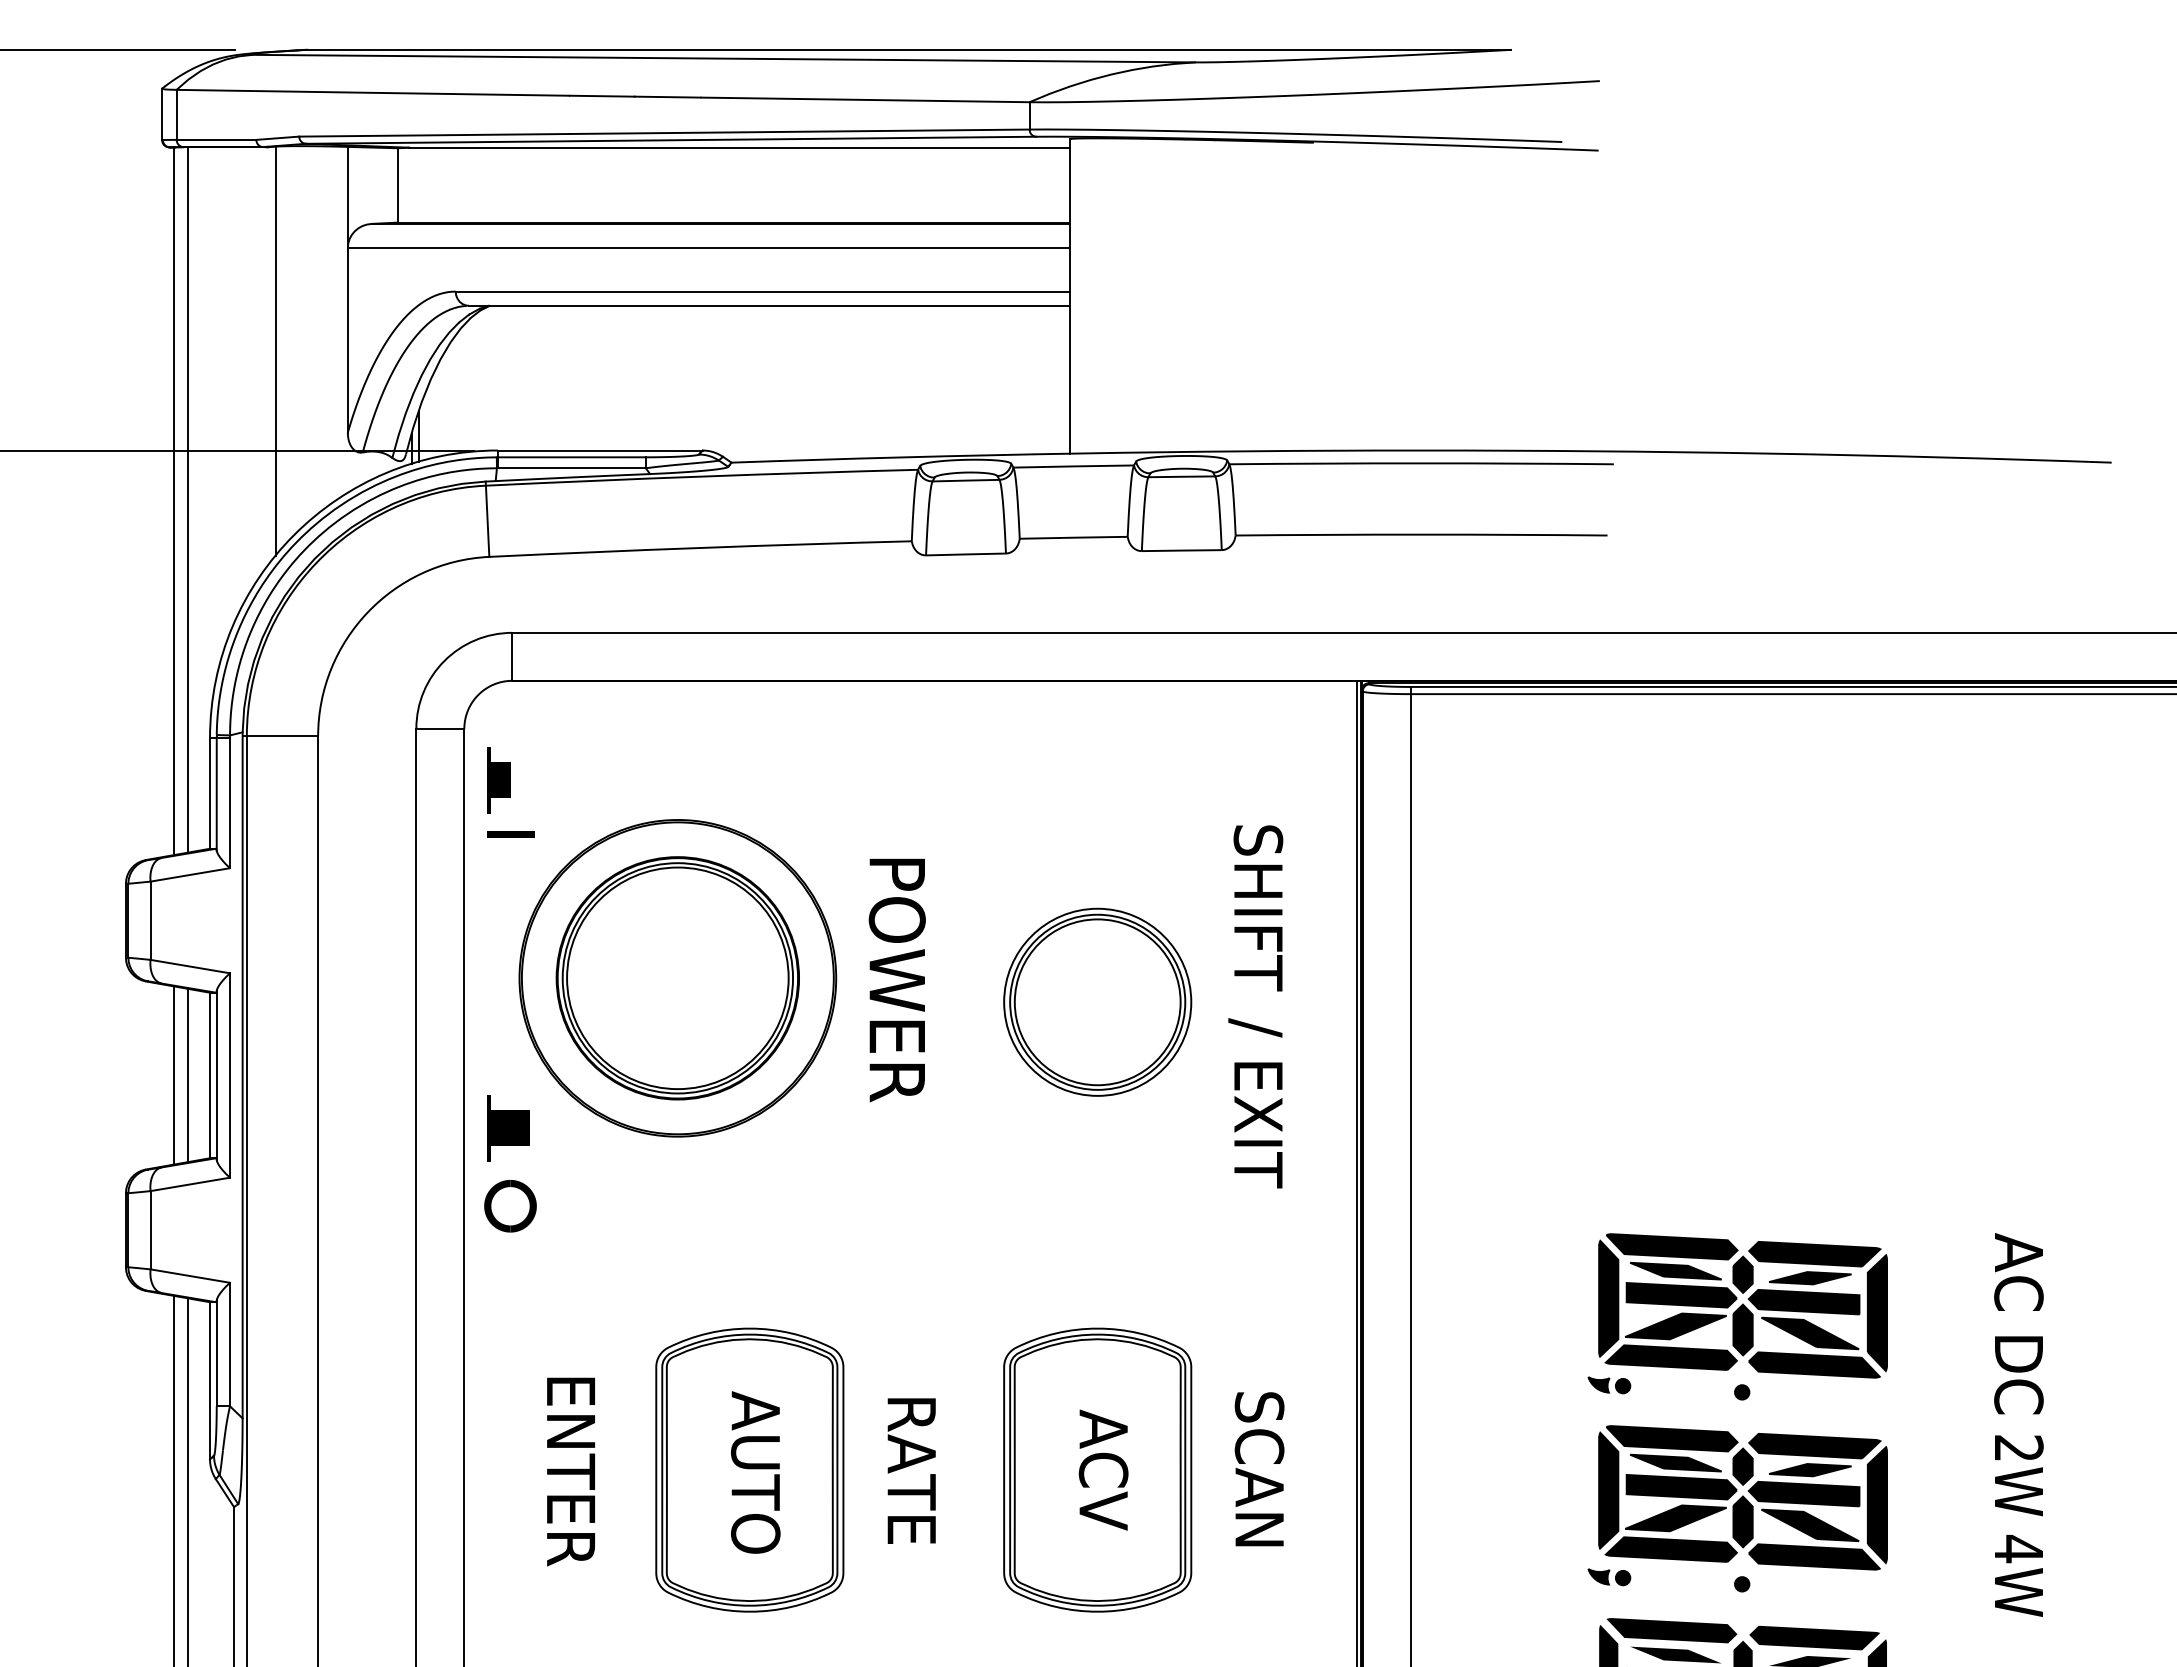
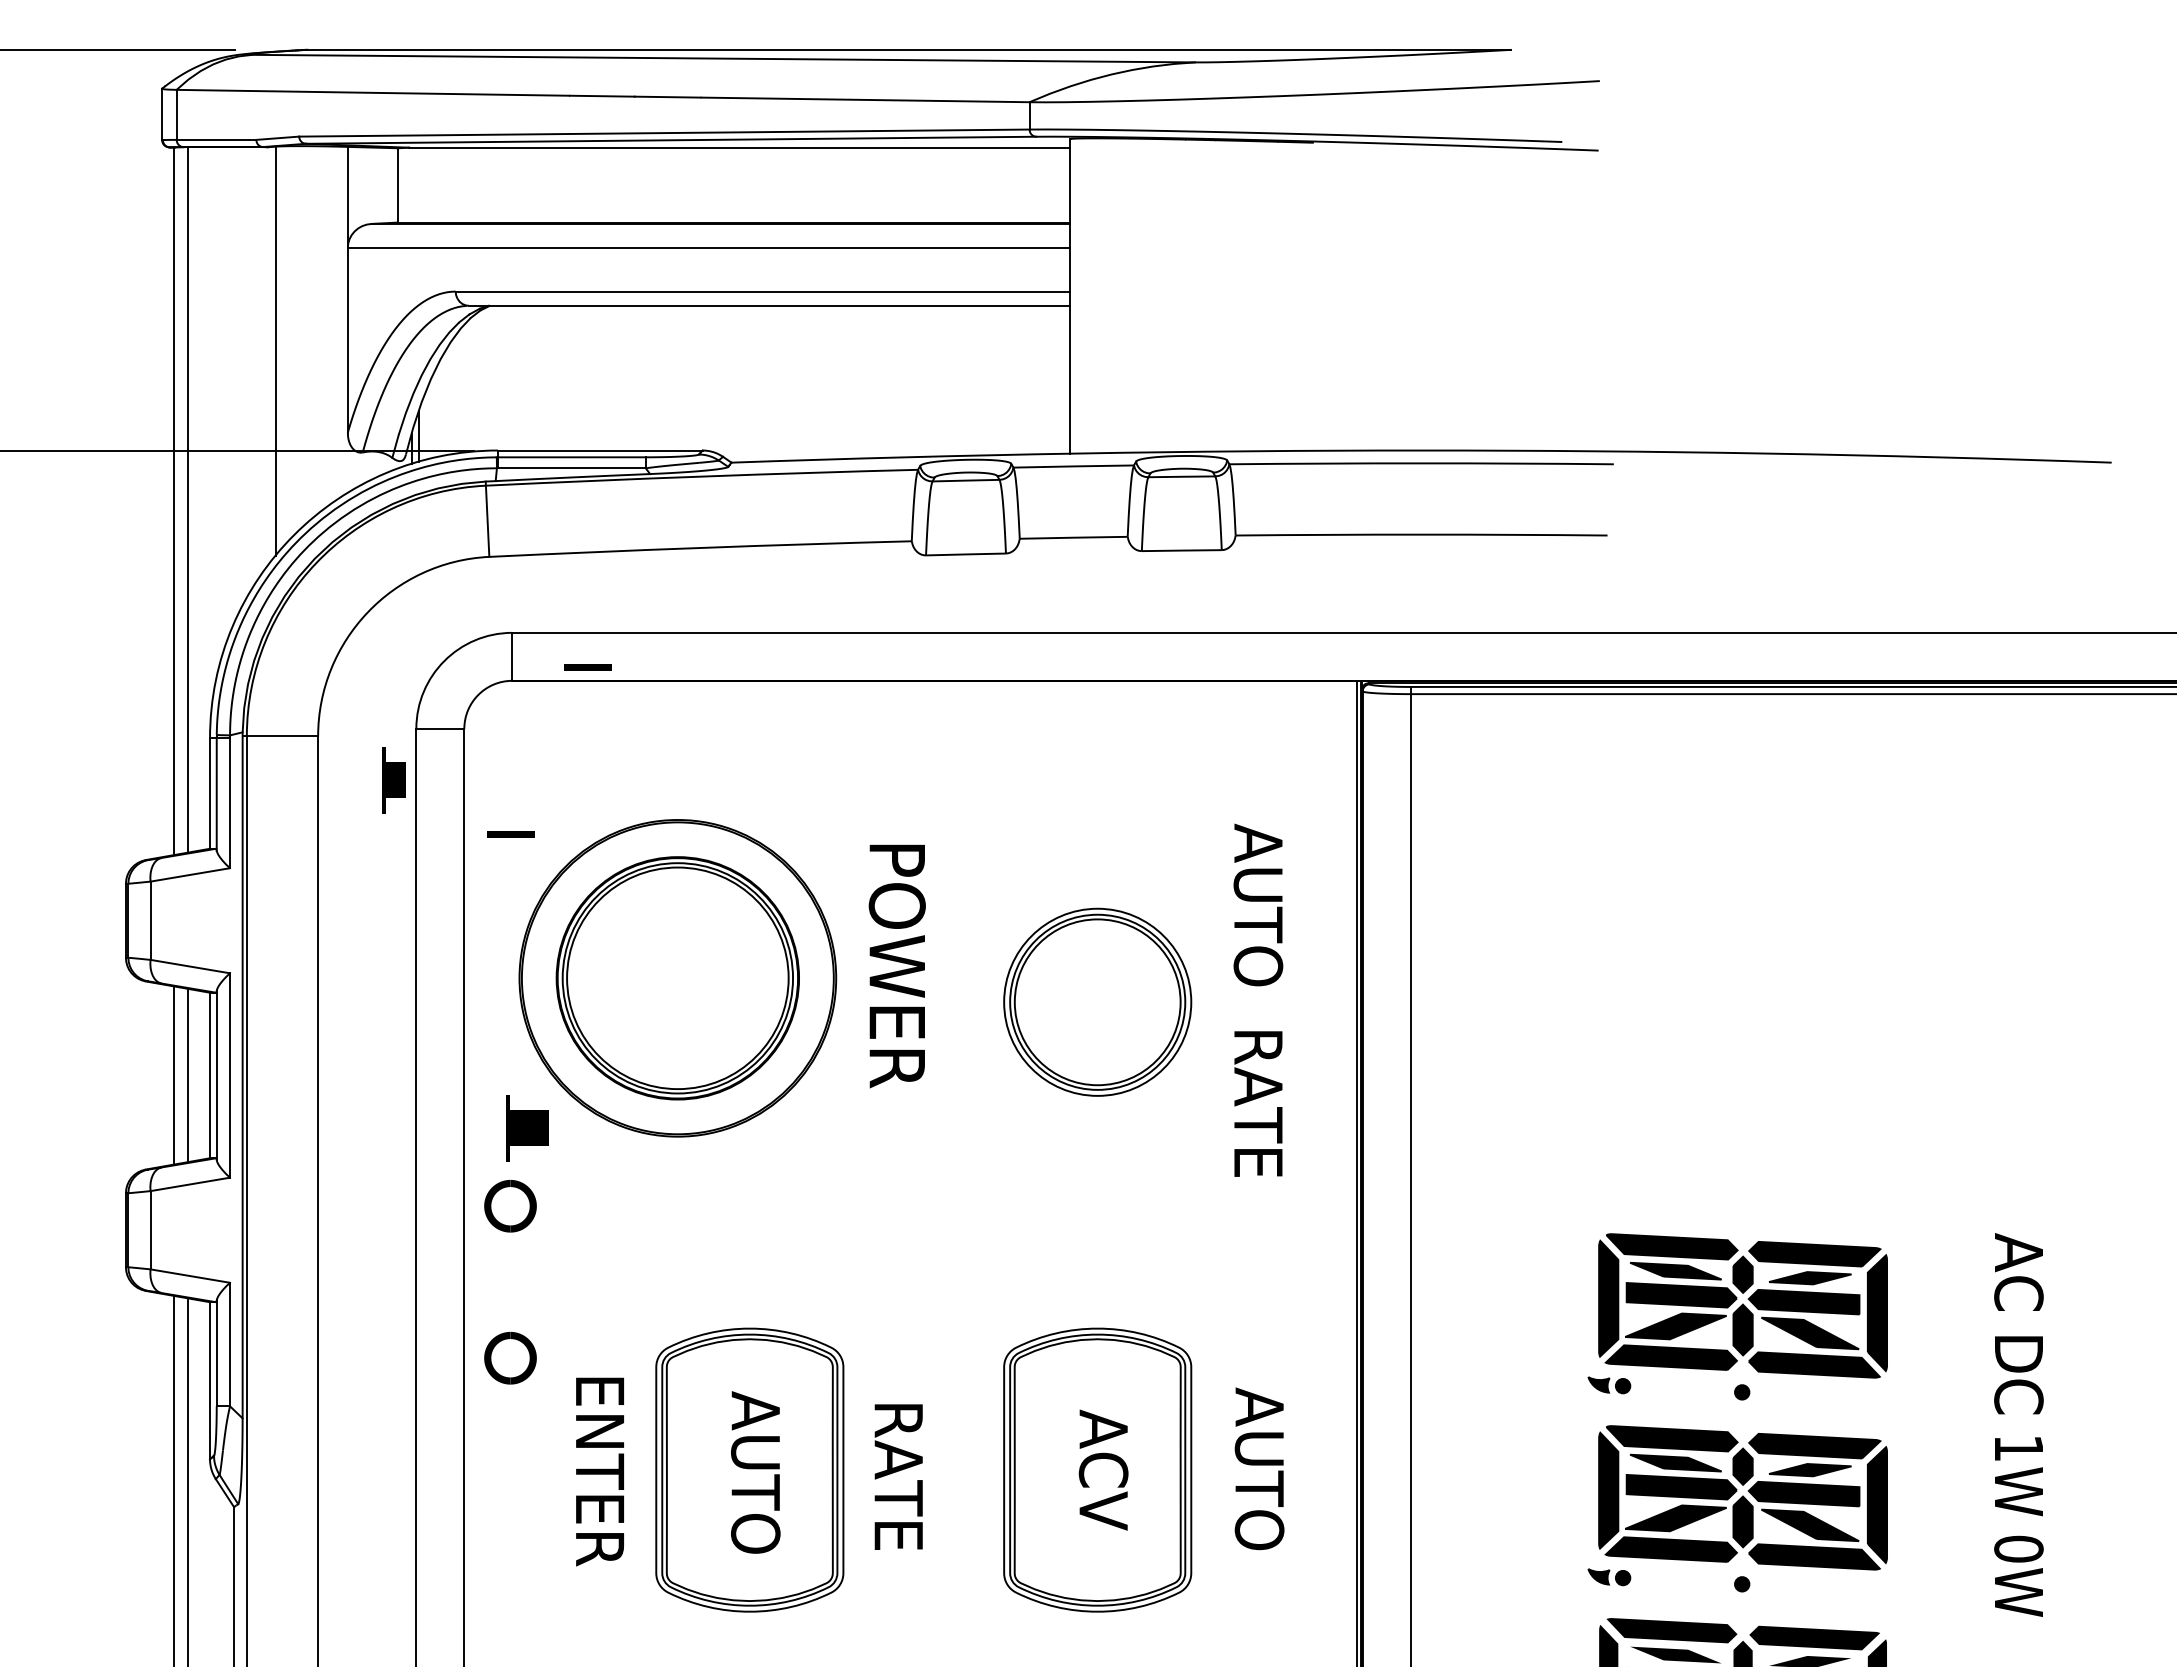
line: none -> present (587, 667)
part position: (498, 780) -> (393, 780) (393, 780)
text: SHIFT -> AUTO (1258, 907)
text position: (896, 980) -> (896, 966) (896, 966)
text: / EXIT -> RATE (1255, 1103)
part position: (508, 1128) -> (527, 1128) (527, 1128)
part: none -> present (510, 1358)
text: 2W -> 1W (2019, 1447)
text: SCAN -> AUTO (1259, 1468)
text position: (911, 1470) -> (898, 1476) (898, 1476)
text position: (570, 1471) -> (599, 1471) (599, 1471)
text: 4W -> 0W (2018, 1548)
